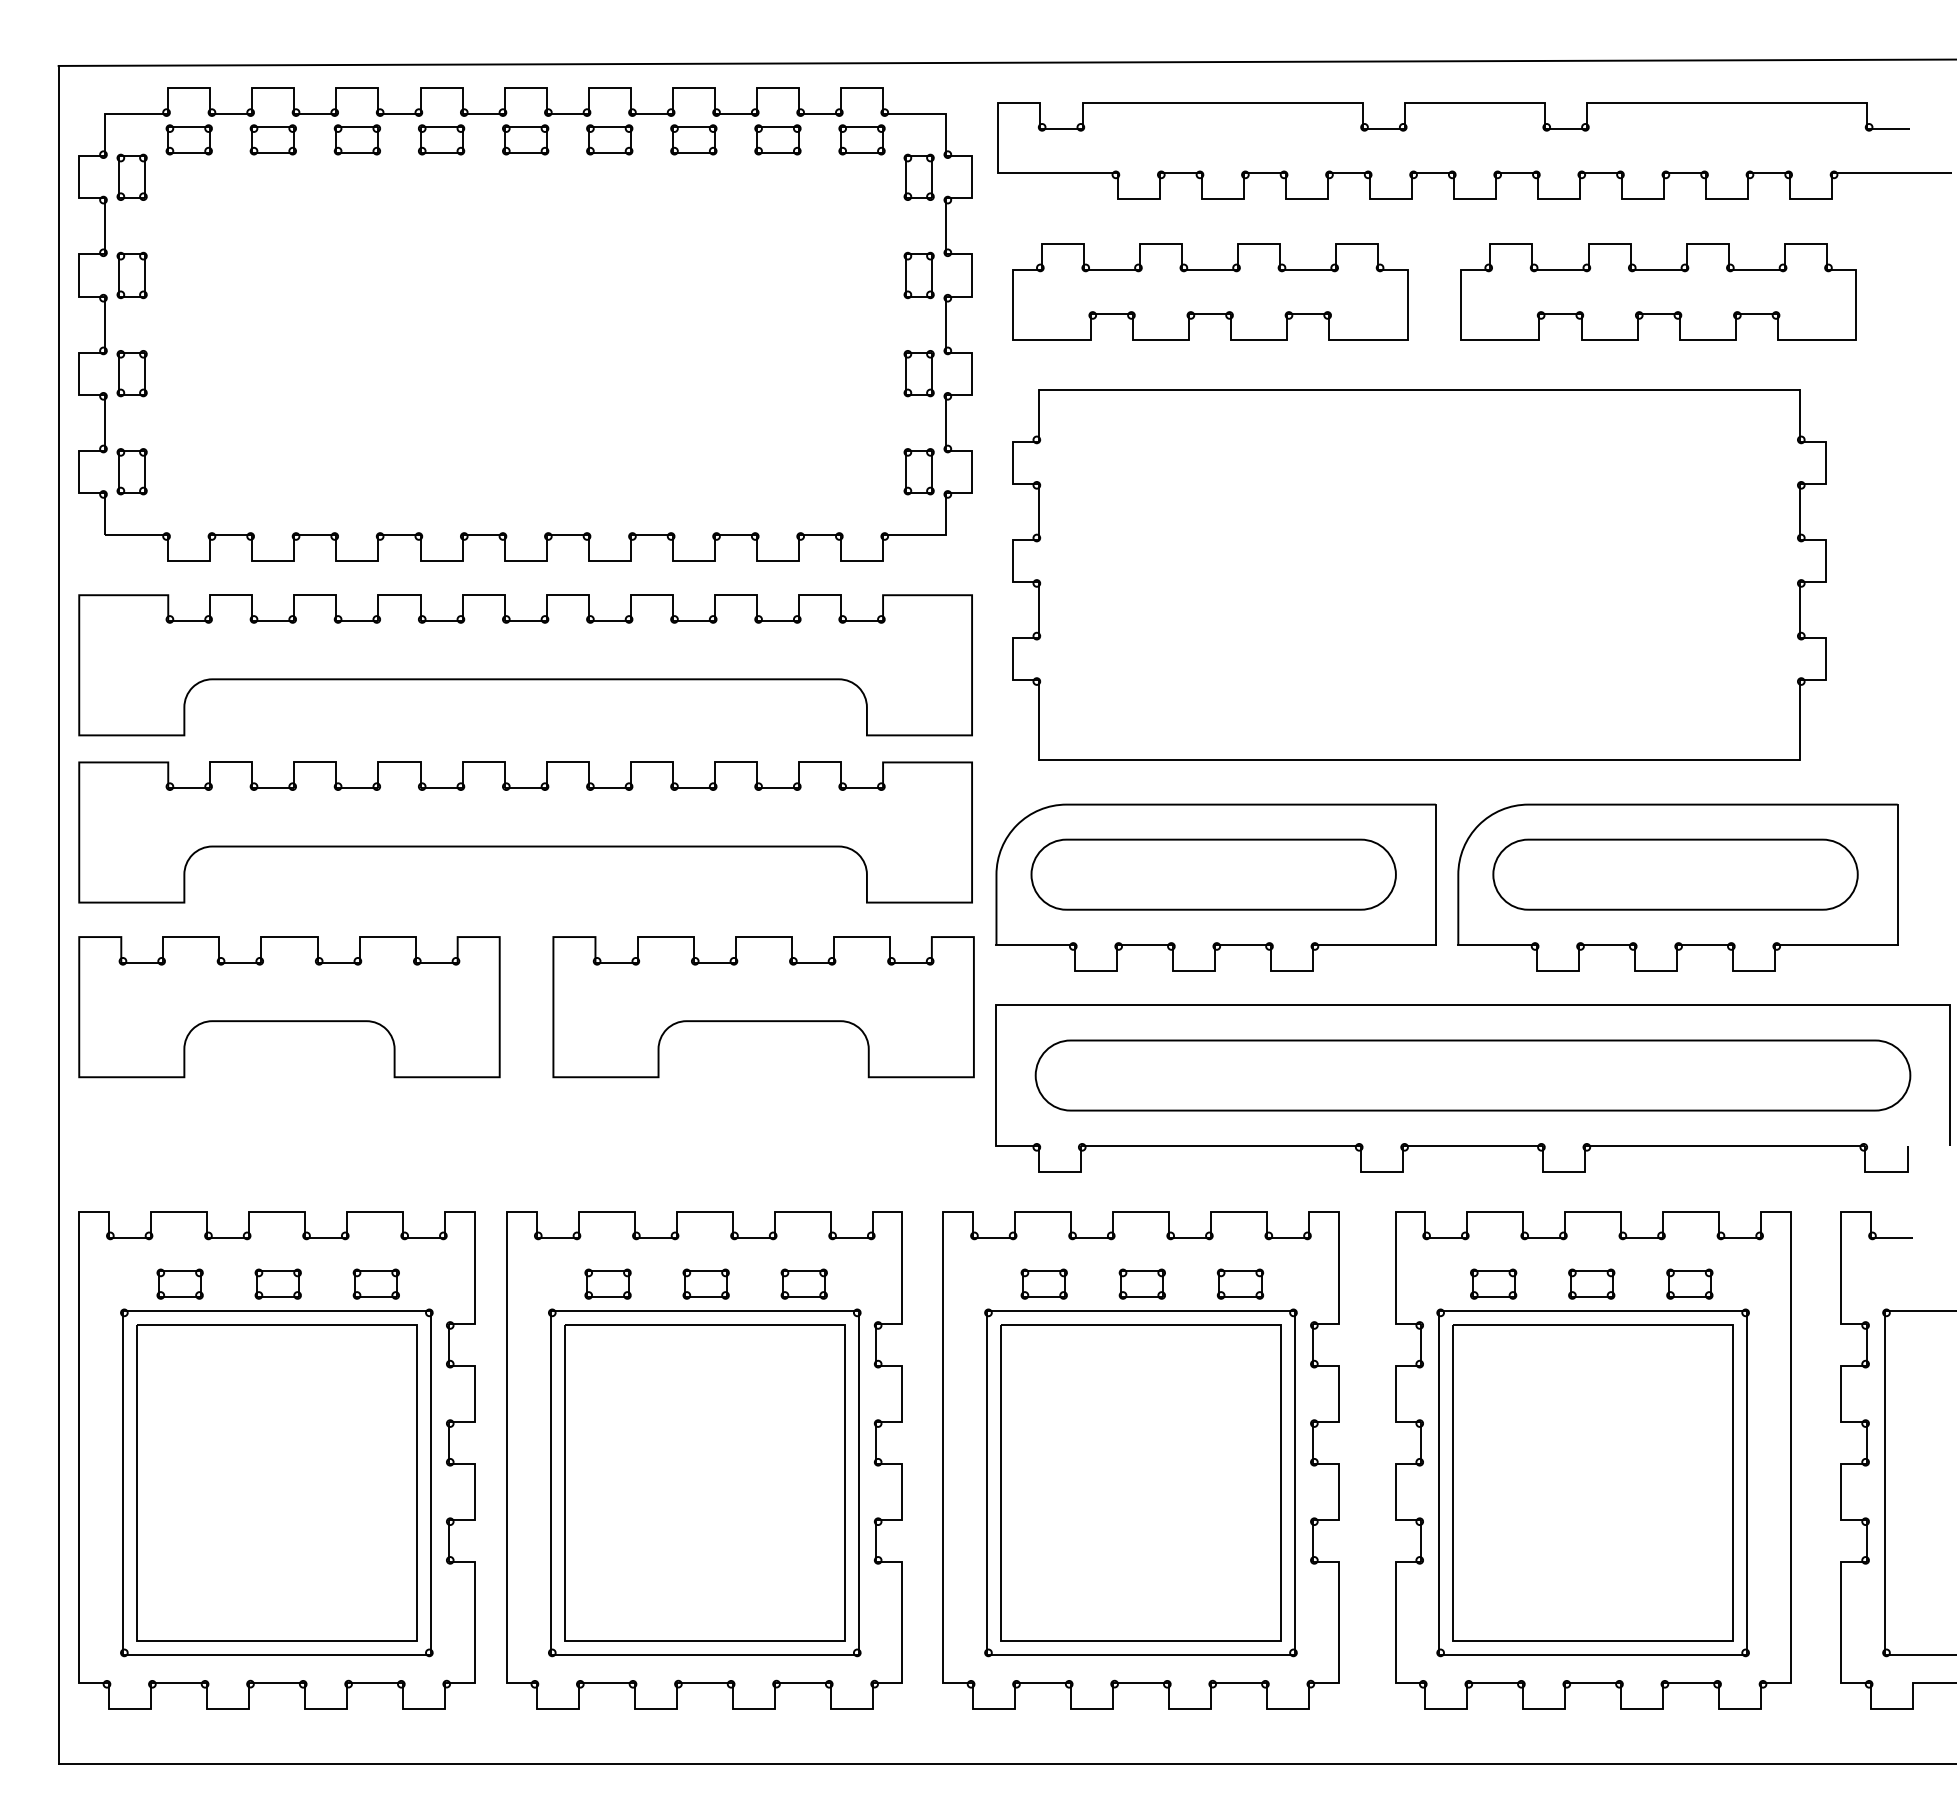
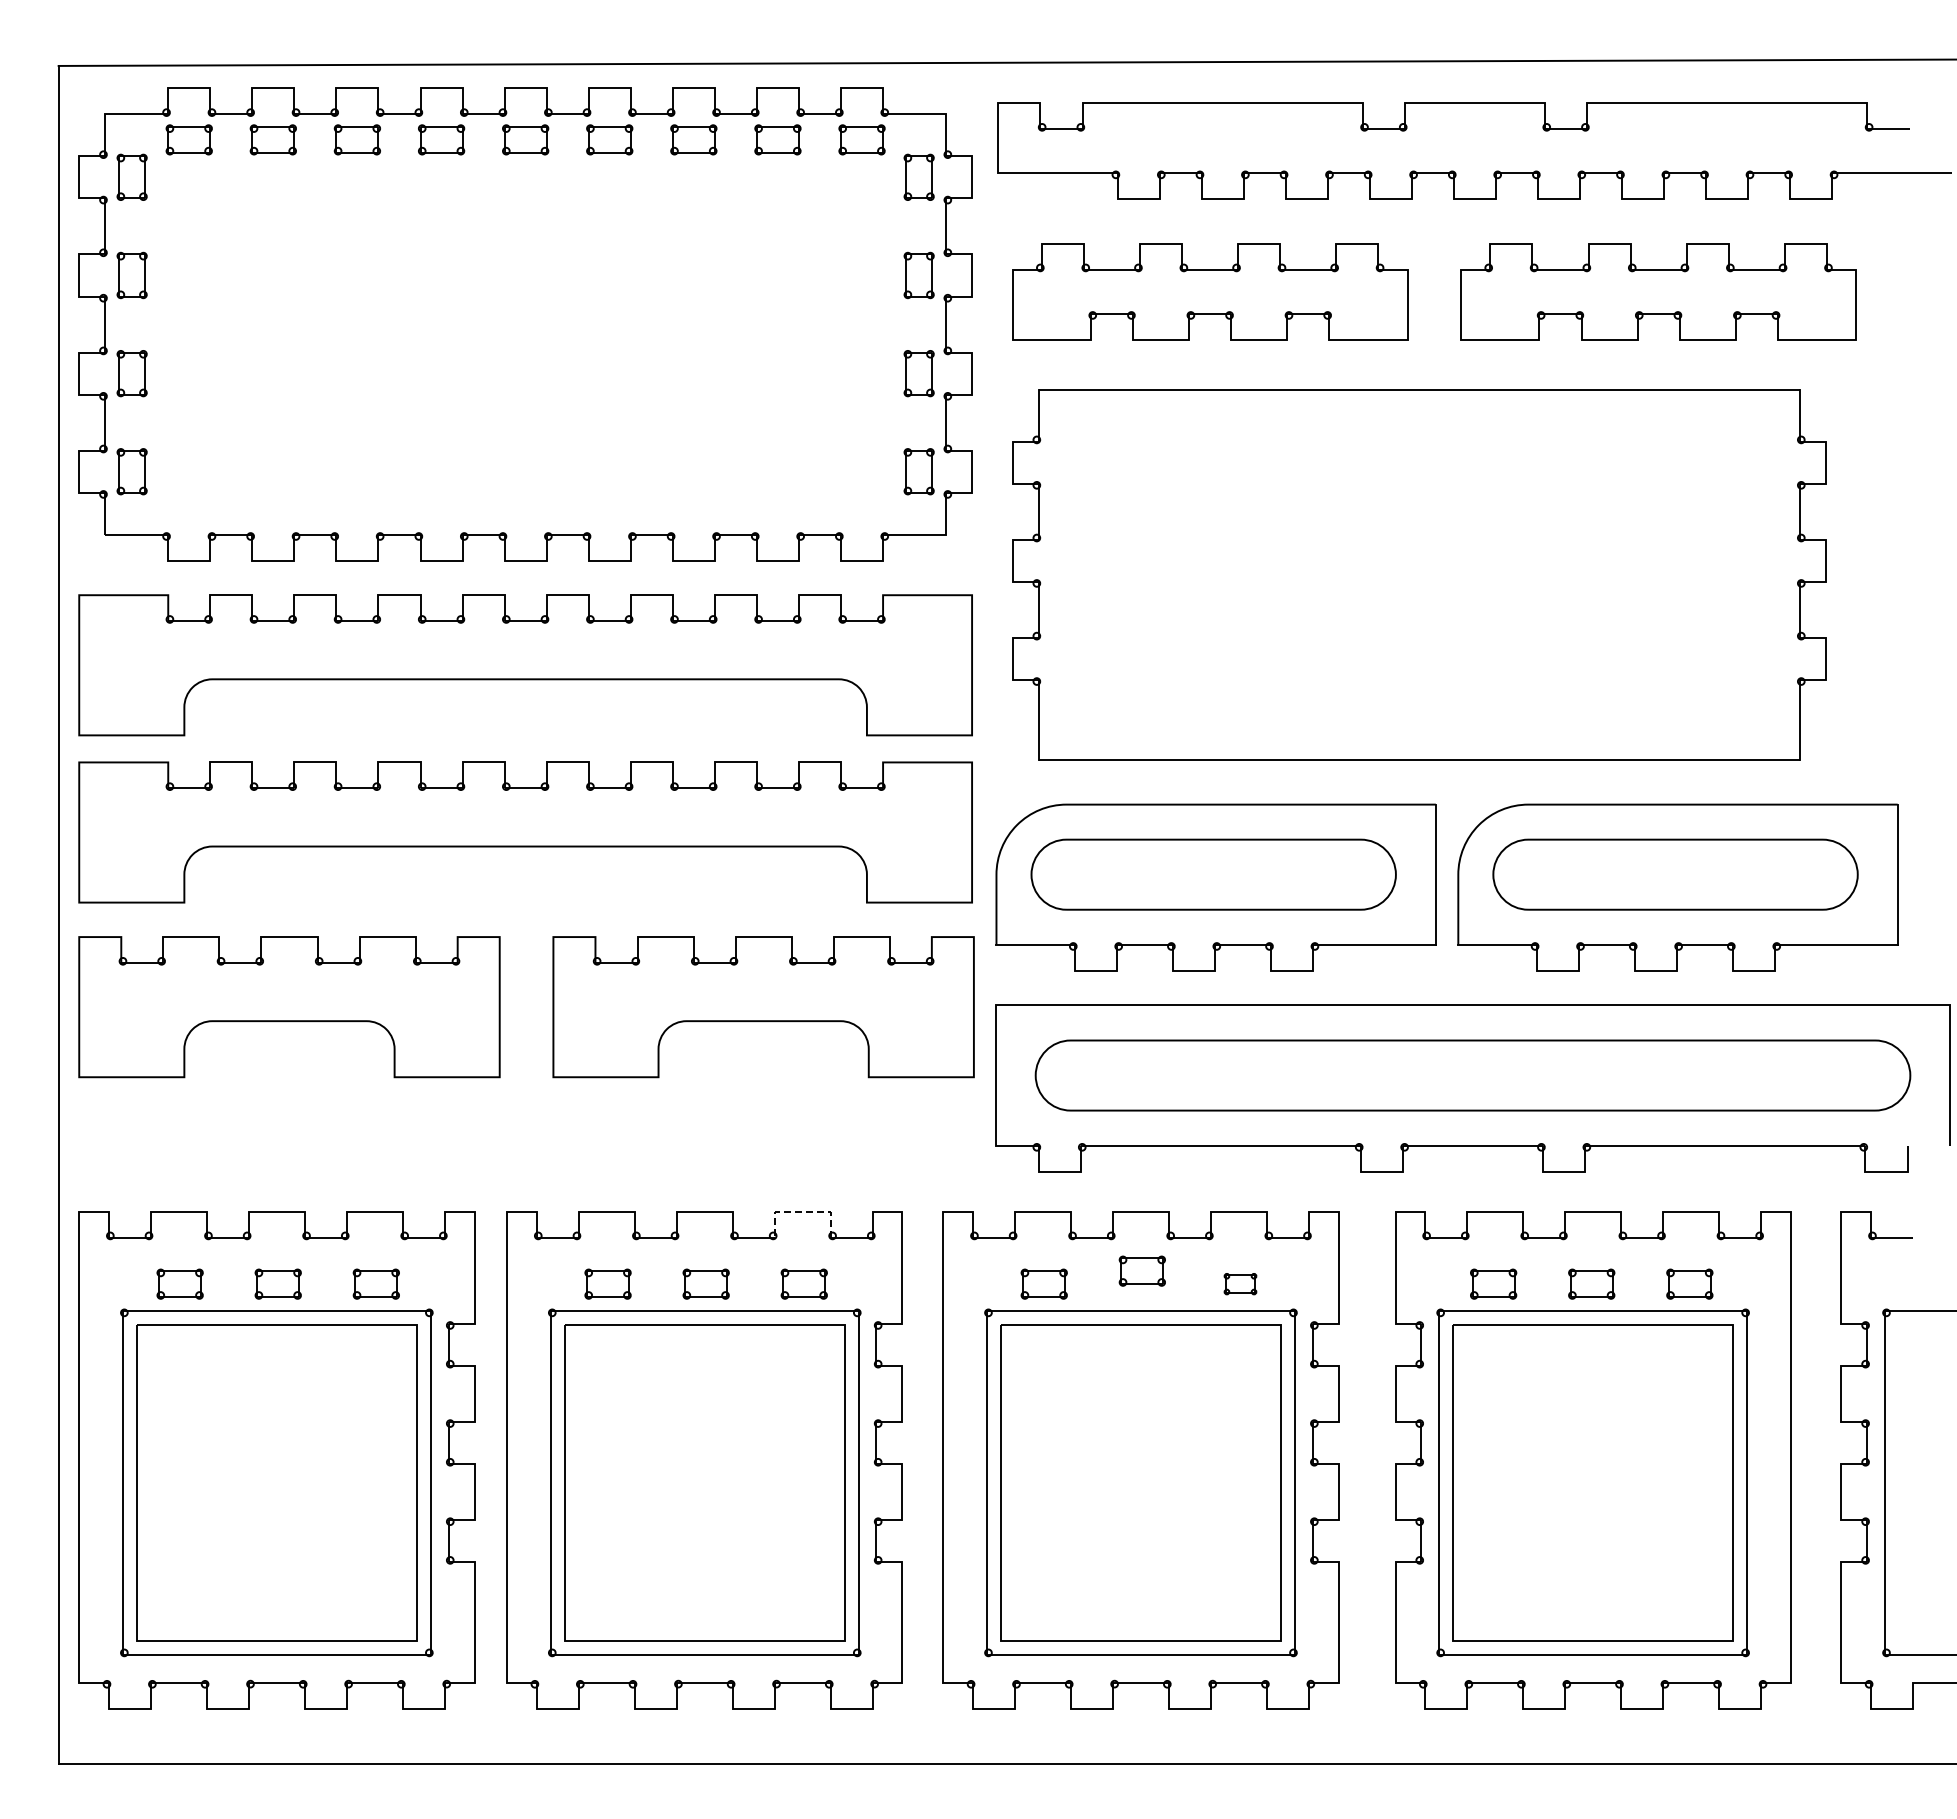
line: solid -> dashed (802, 1211)
part position: (1141, 1283) -> (1141, 1270) (1141, 1270)
part size: 49x32 px -> 35x23 px (1240, 1284)
